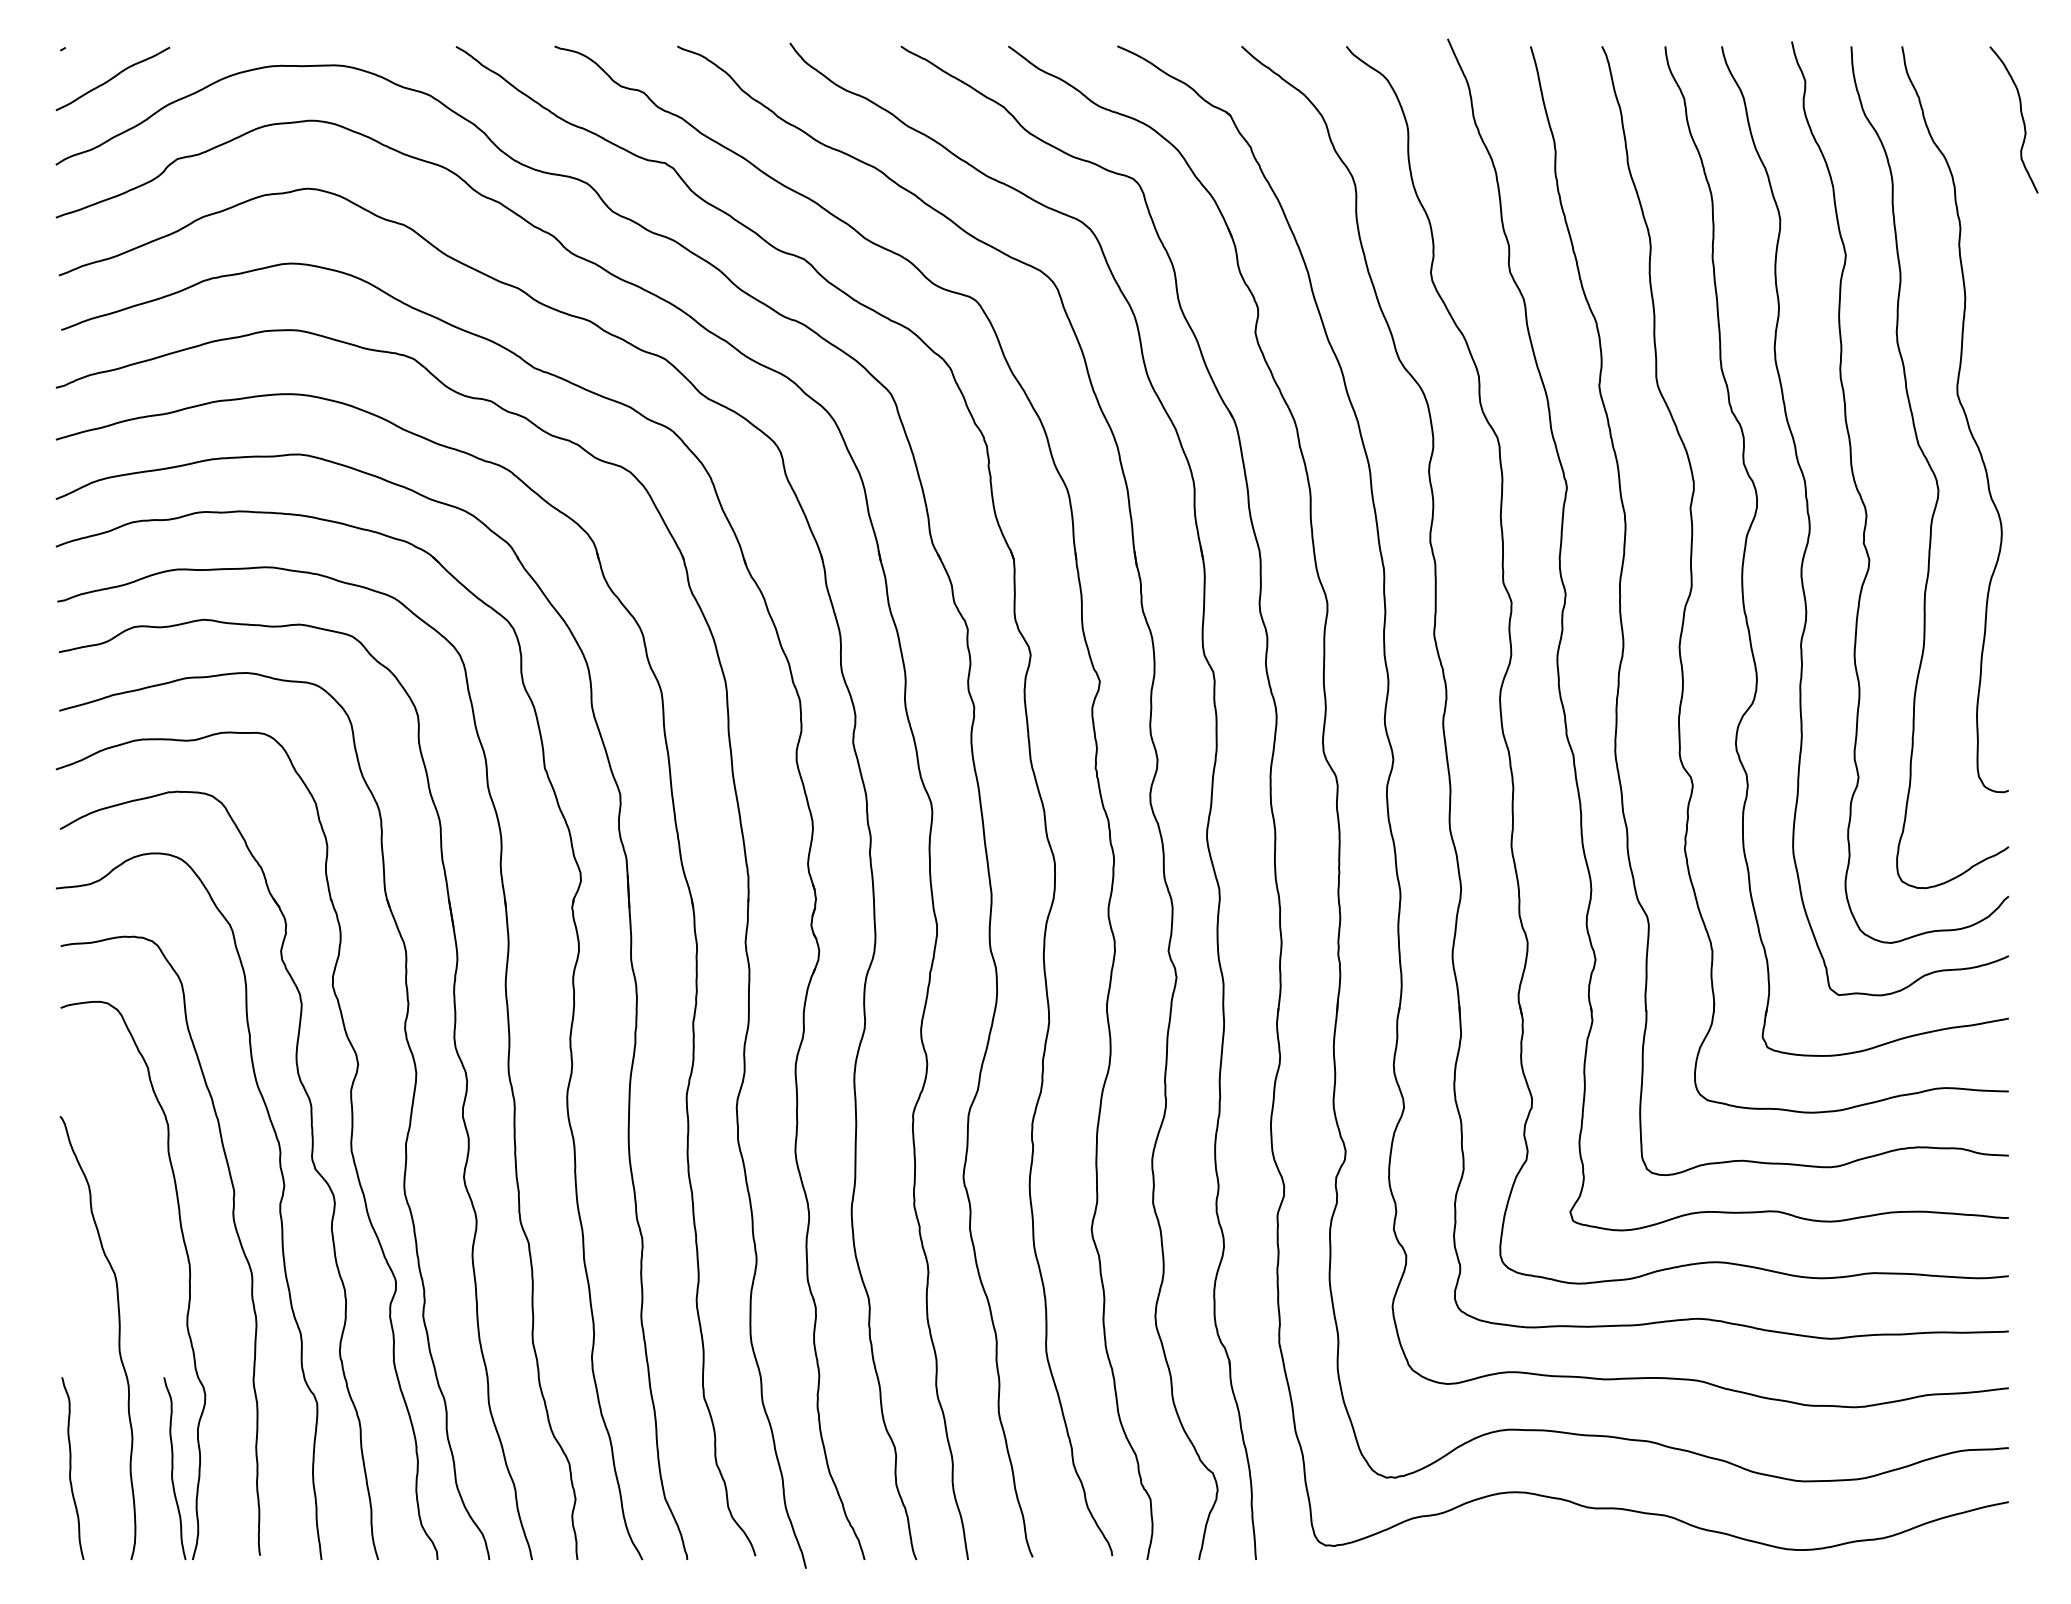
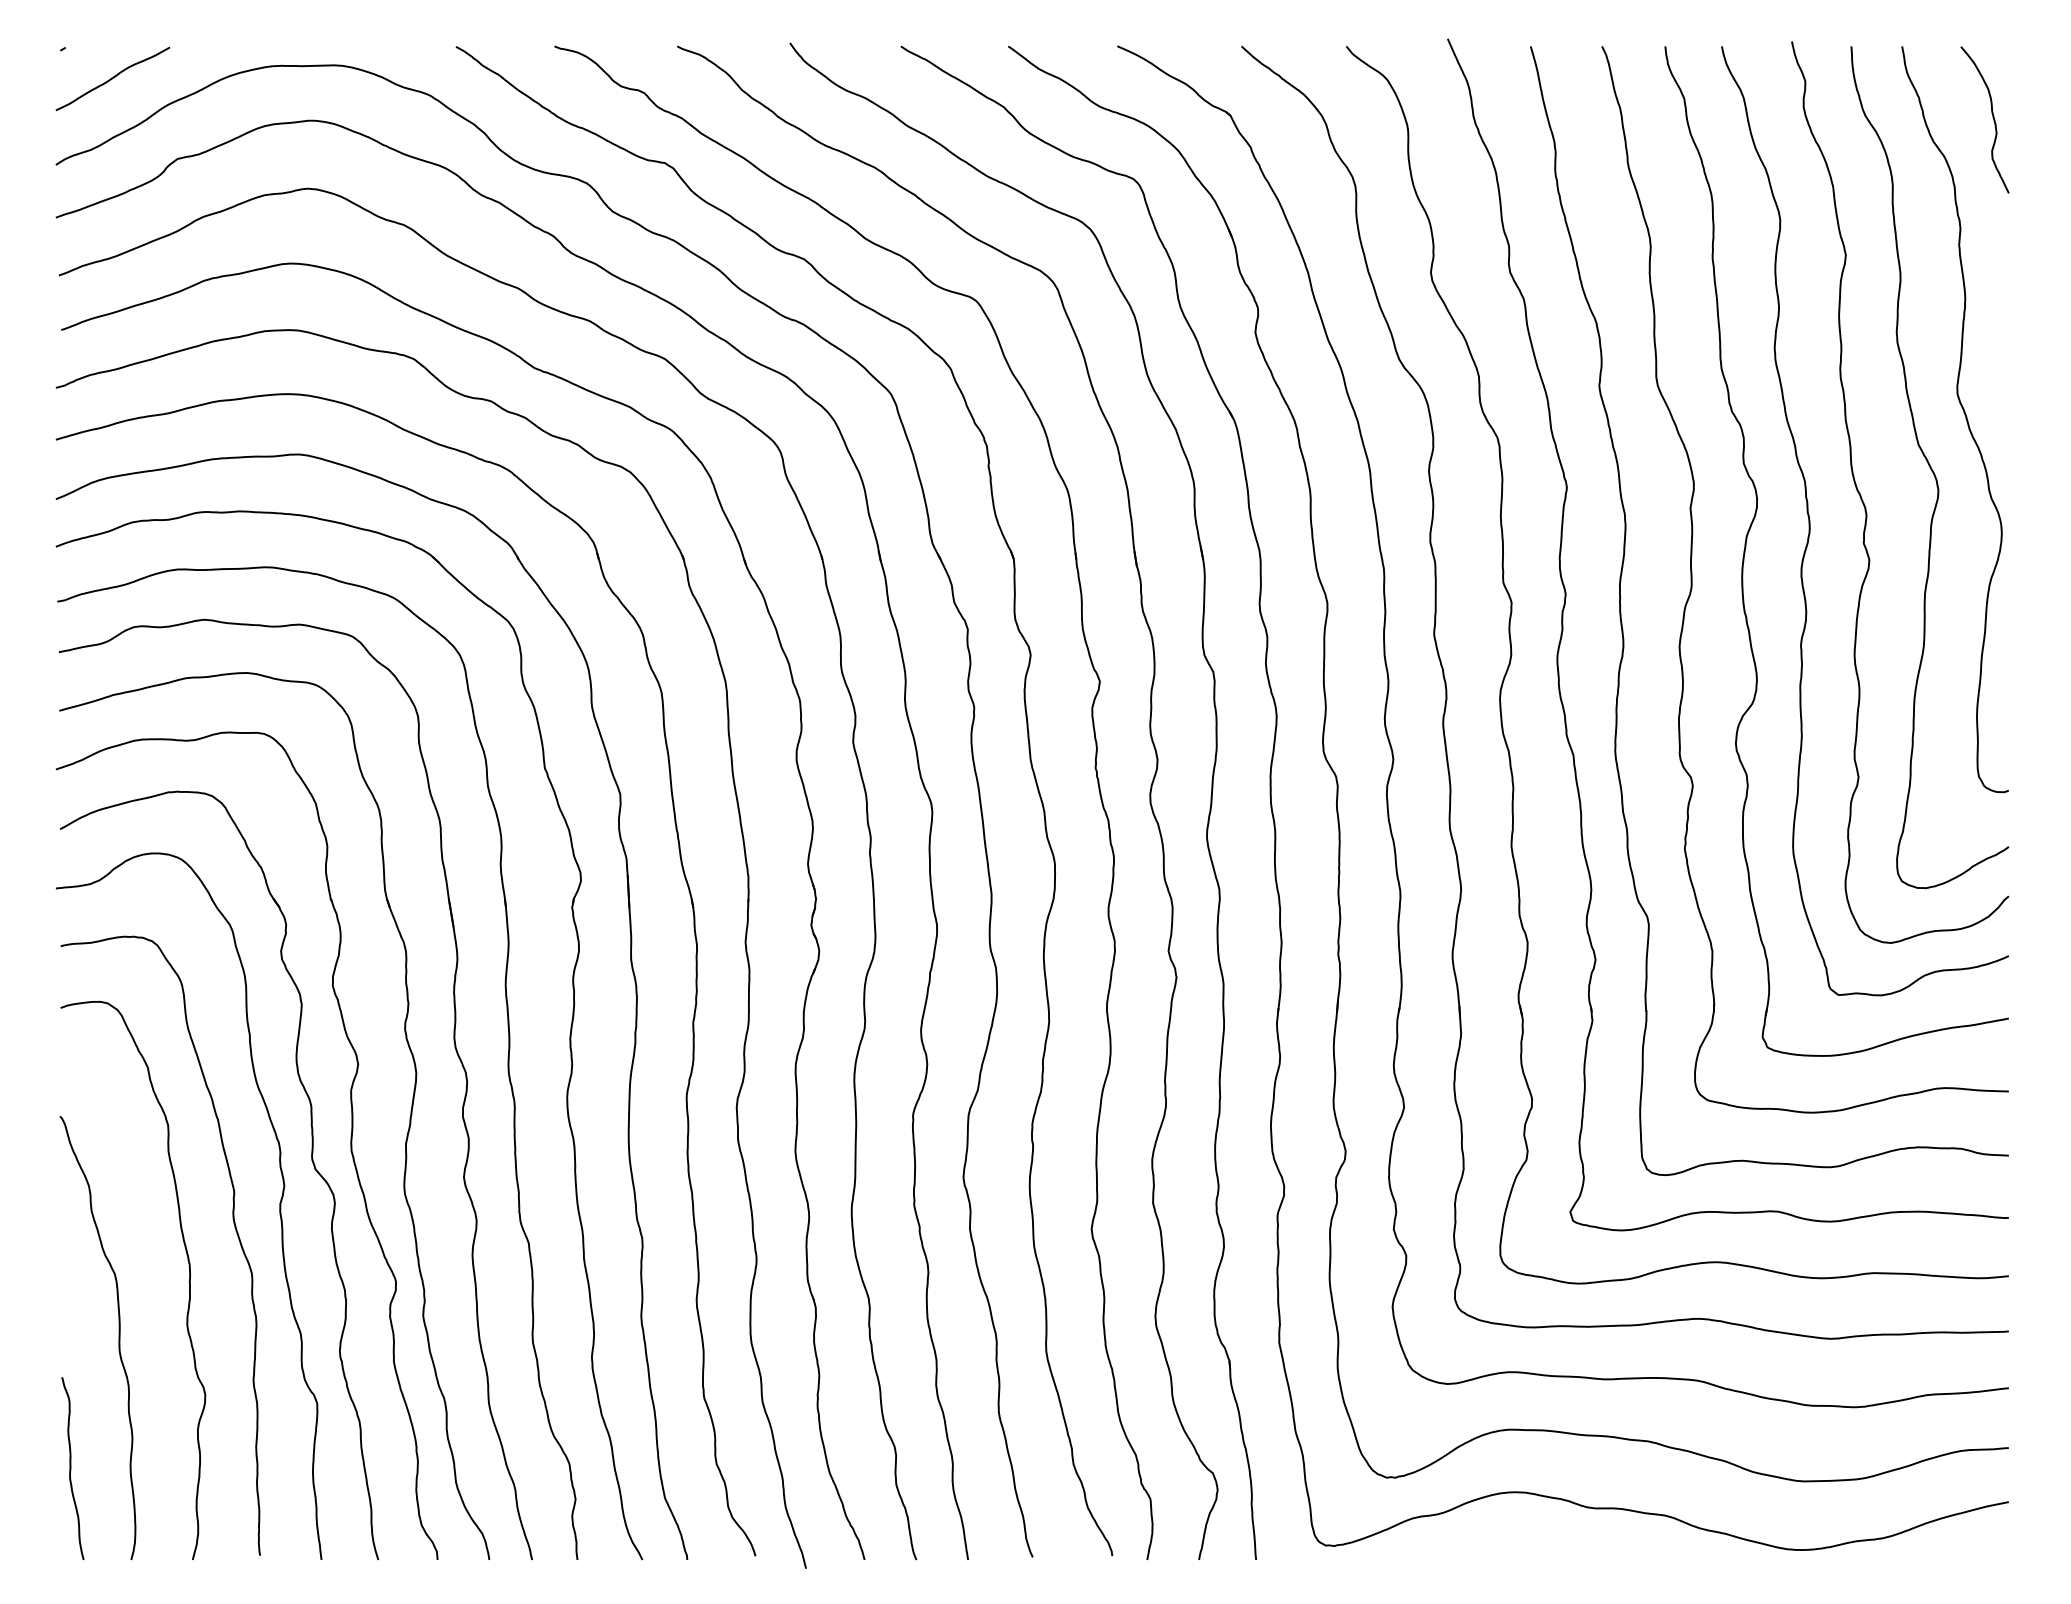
curve position: (2021, 117) -> (1992, 117) (1992, 117)
curve: present -> none (173, 1468)
